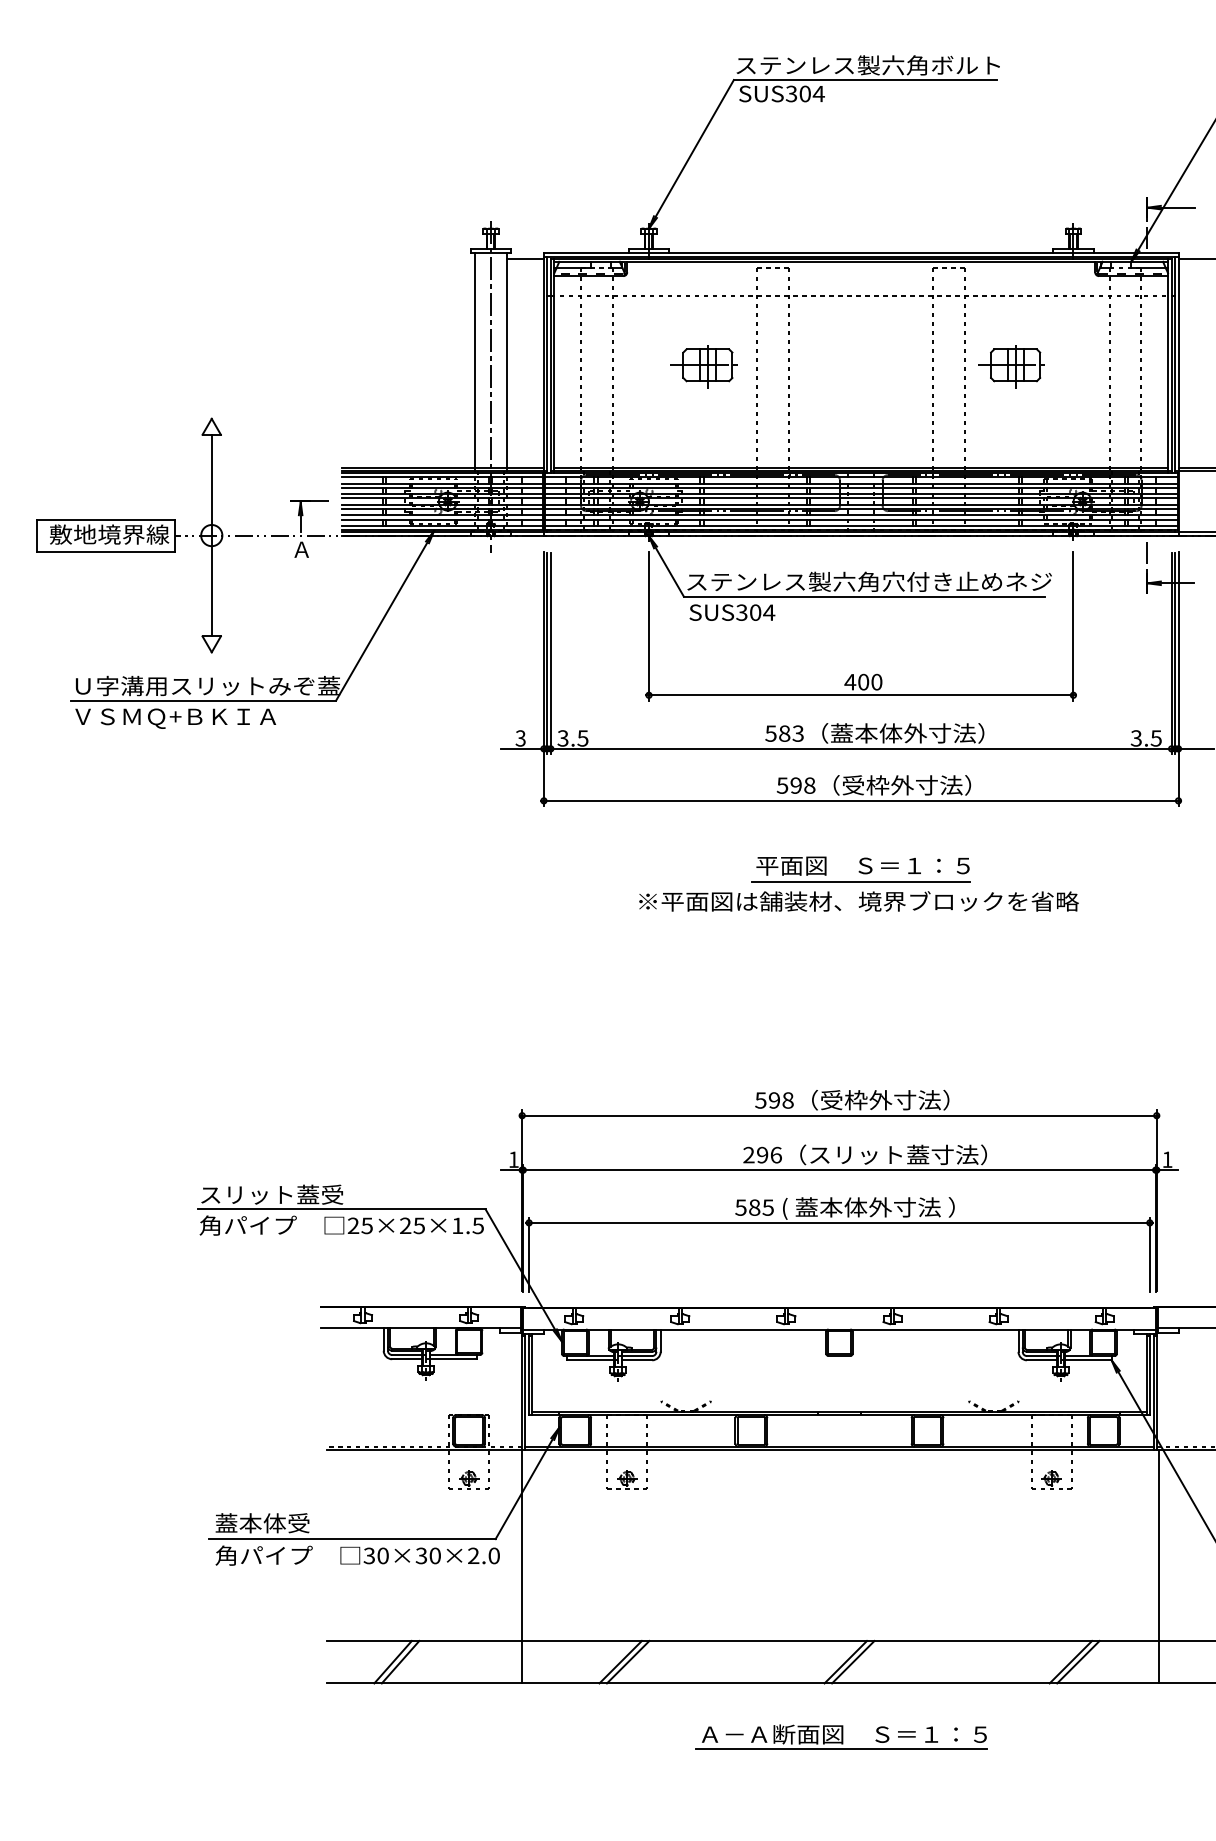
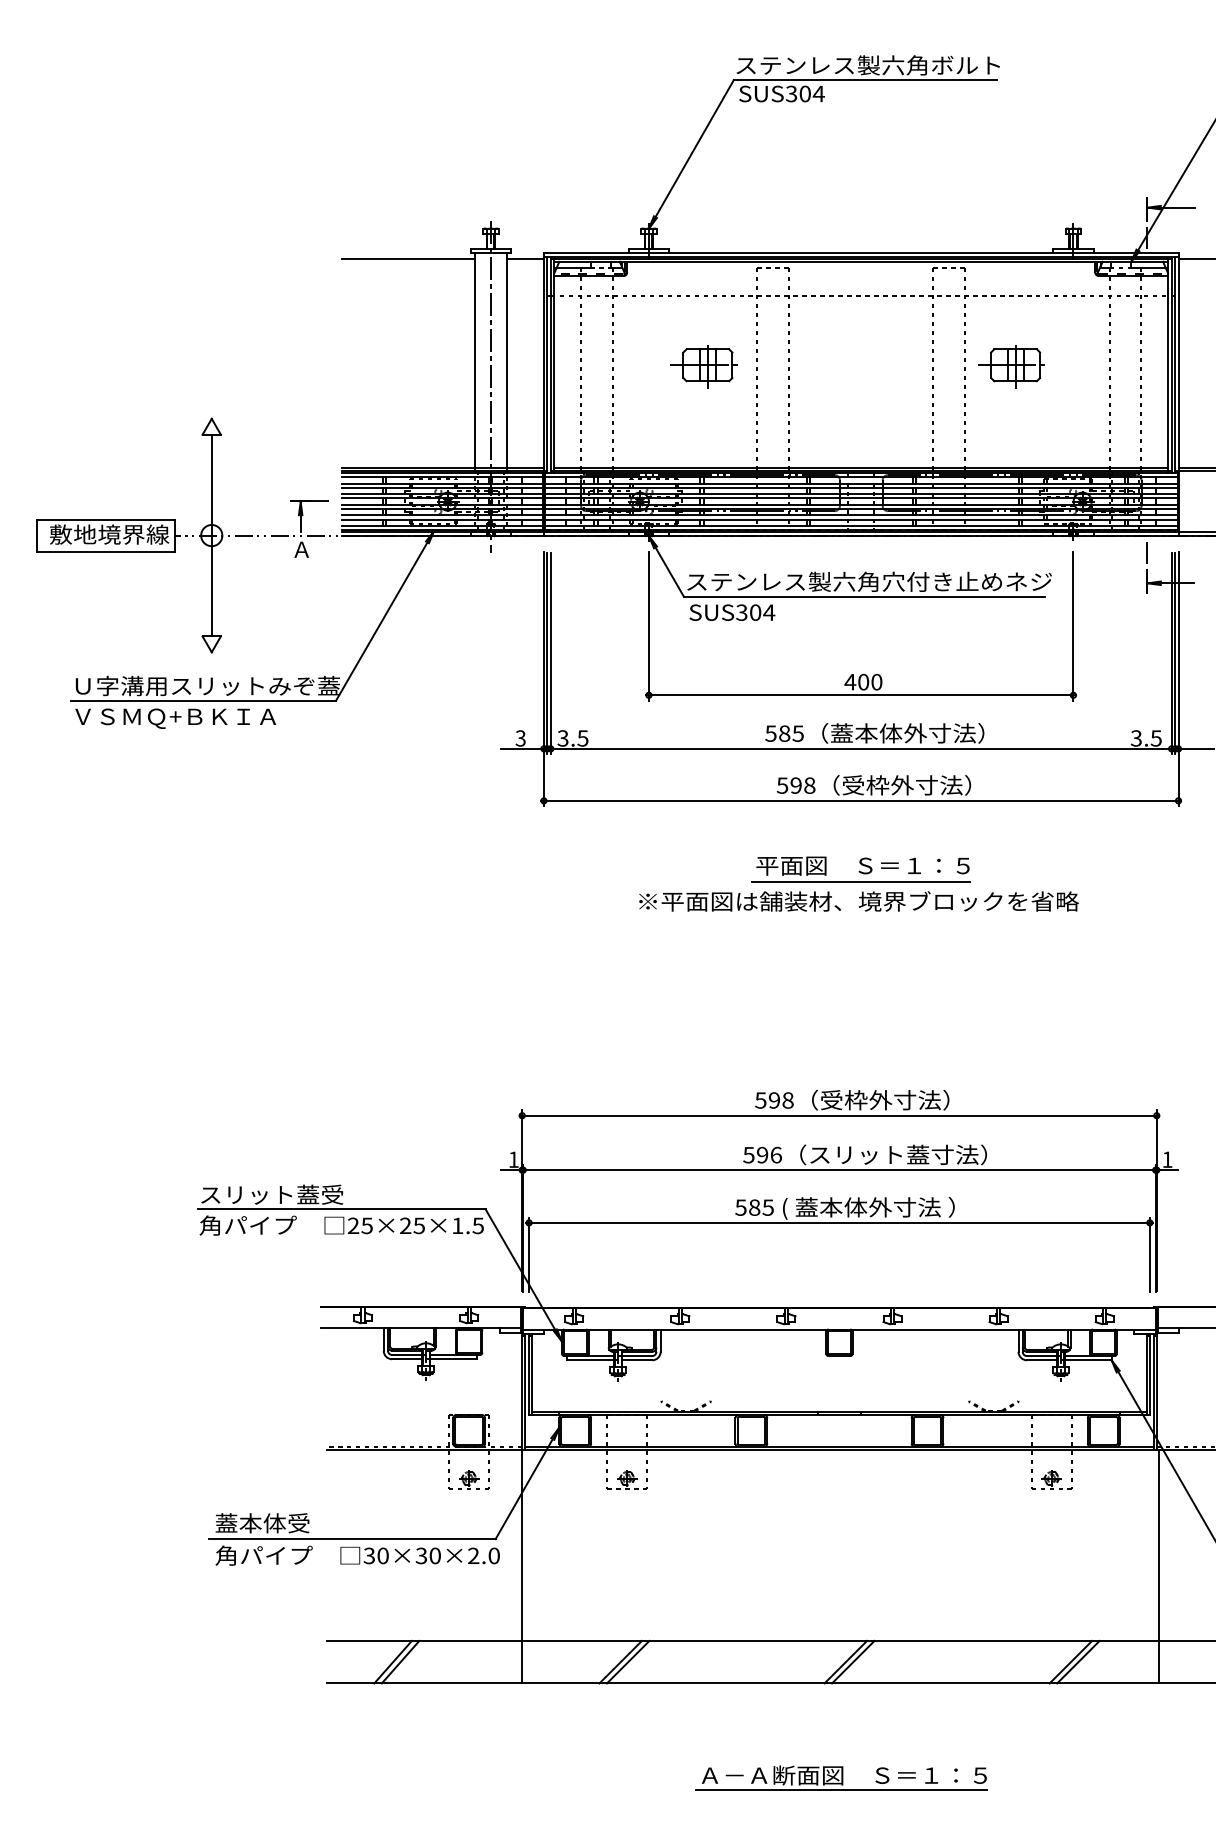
line: none -> present (408, 258)
text: 583 -> 585 (798, 733)
text: 296 -> 596 (748, 1154)
part position: (841, 1736) -> (841, 1777) (841, 1777)
